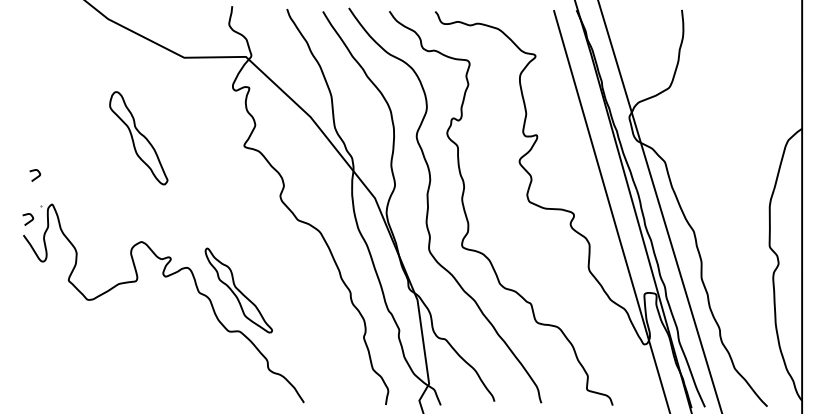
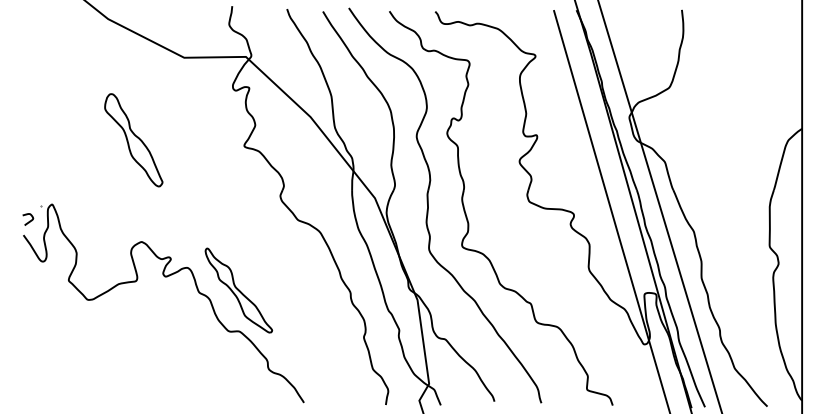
part position: (138, 138) -> (133, 140) (133, 140)
curve: present -> none (36, 176)
